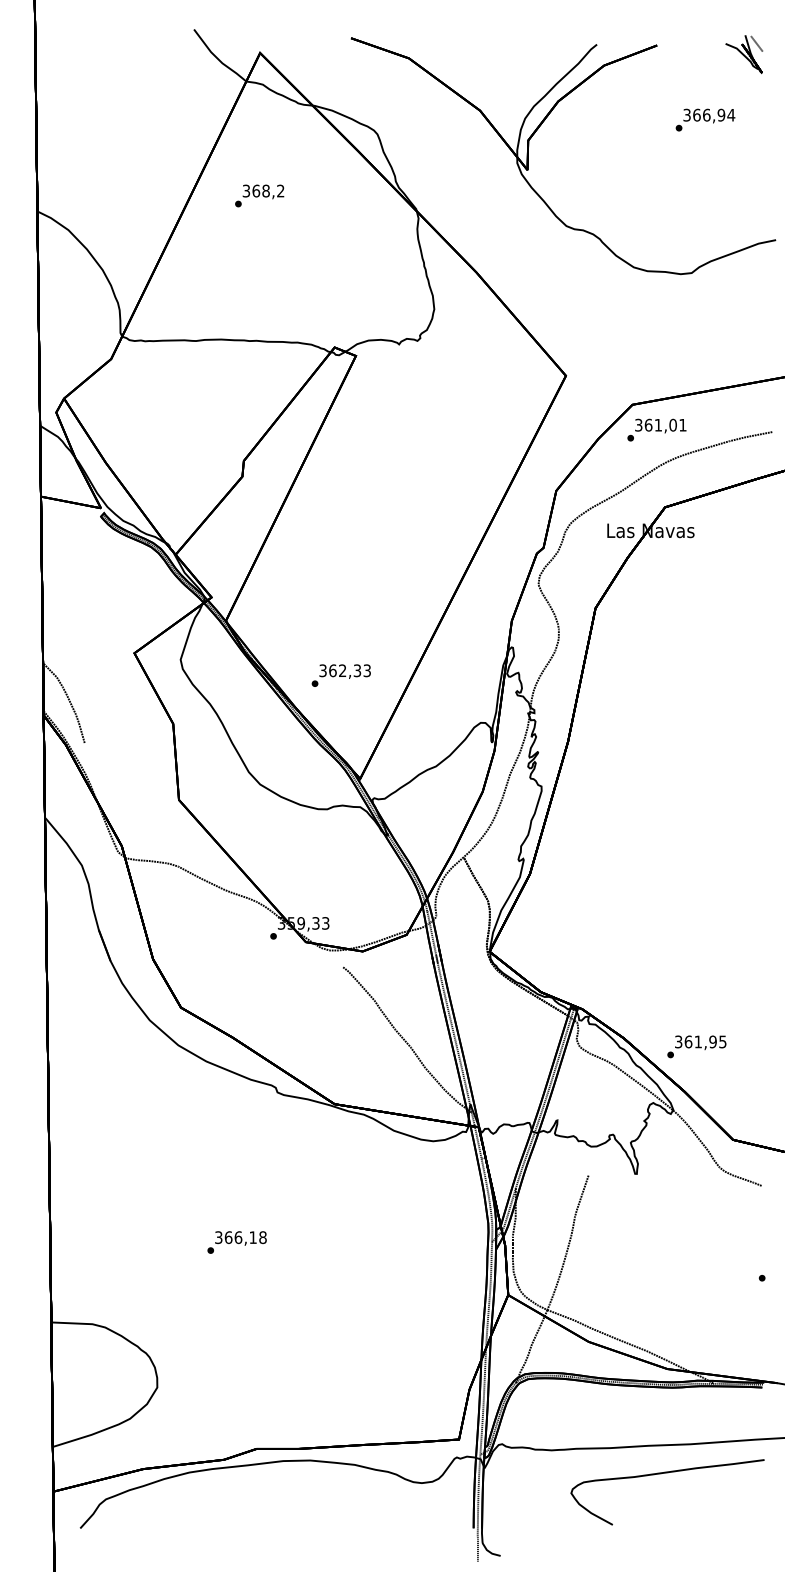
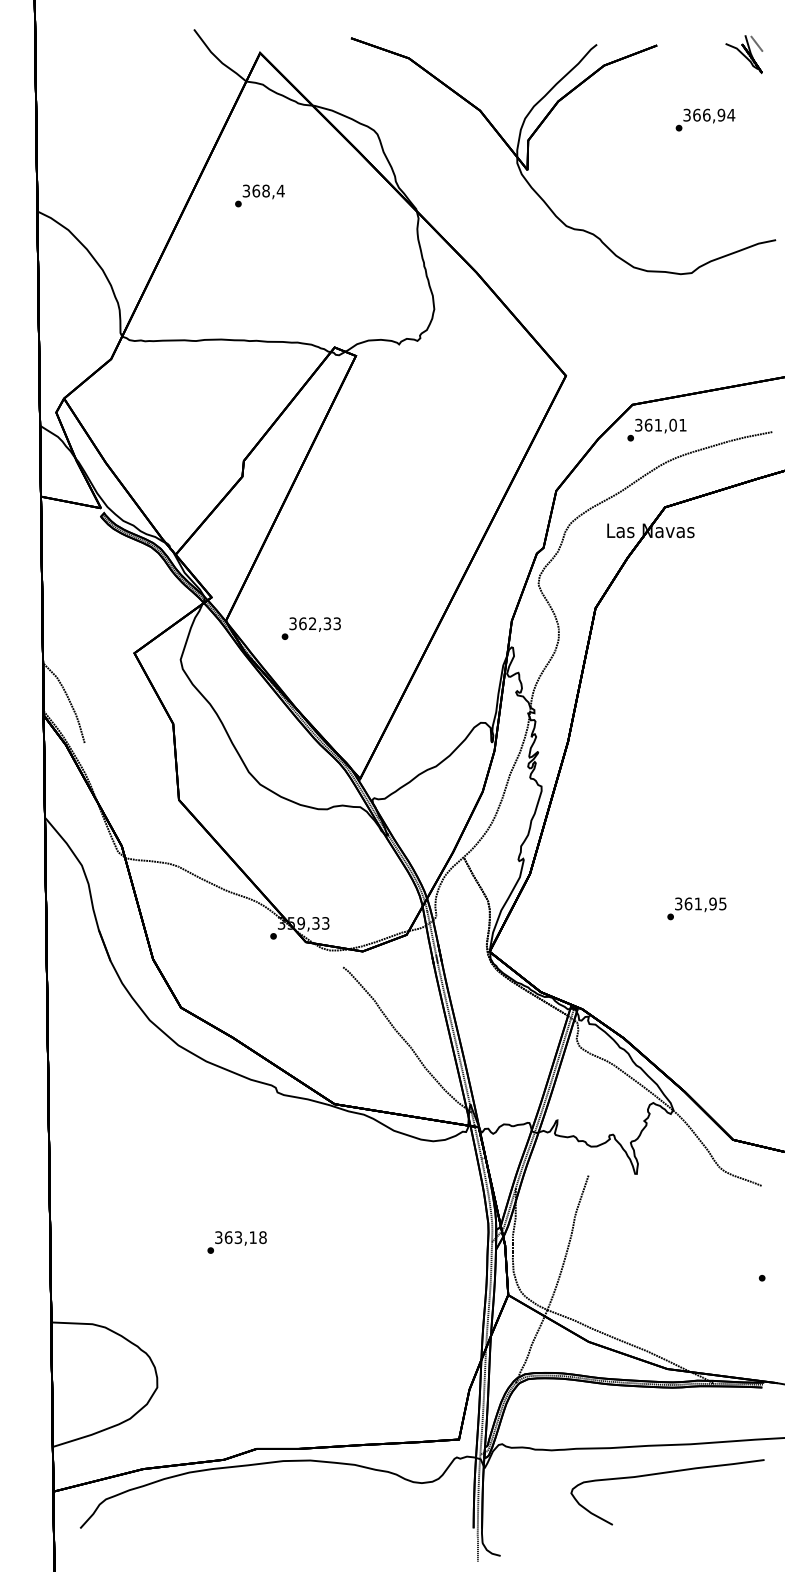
text: 368,2 -> 368,4 (280, 190)
text position: (340, 675) -> (310, 628) (310, 628)
text position: (696, 1046) -> (696, 908) (696, 908)
text: 366,18 -> 363,18 (238, 1237)
